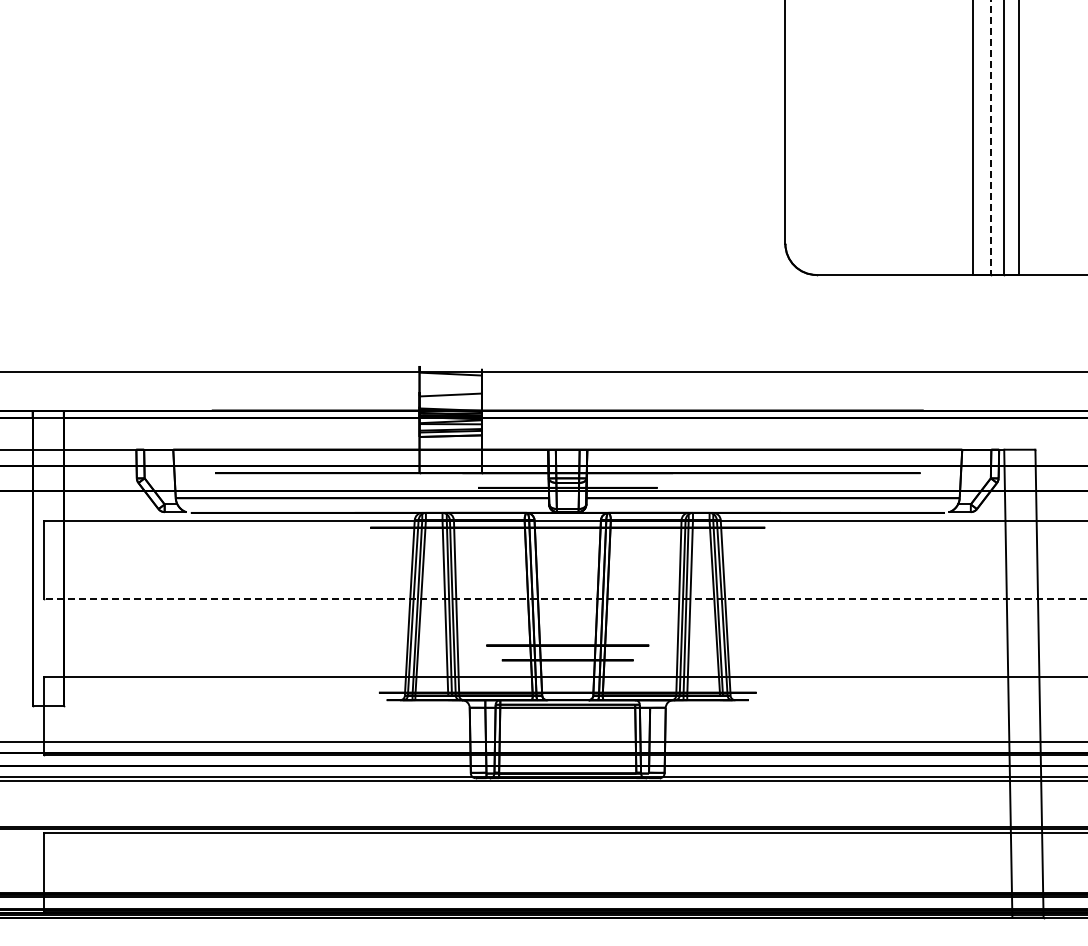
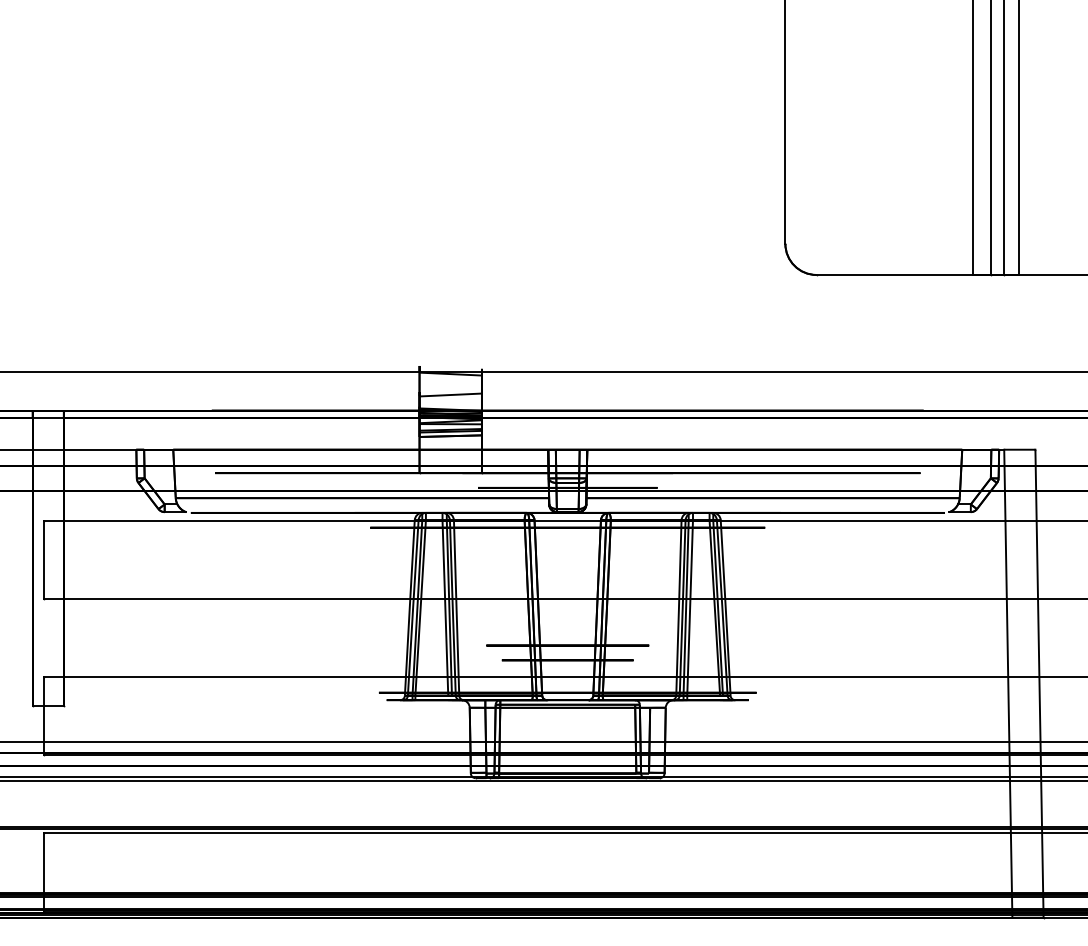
line: dashed -> solid (991, 137)
line: dashed -> solid (565, 598)
